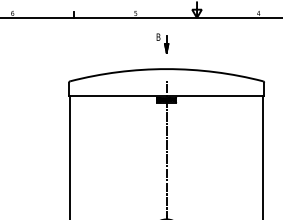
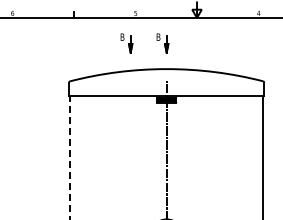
part: none -> present (126, 43)
line: solid -> dashed (69, 157)
